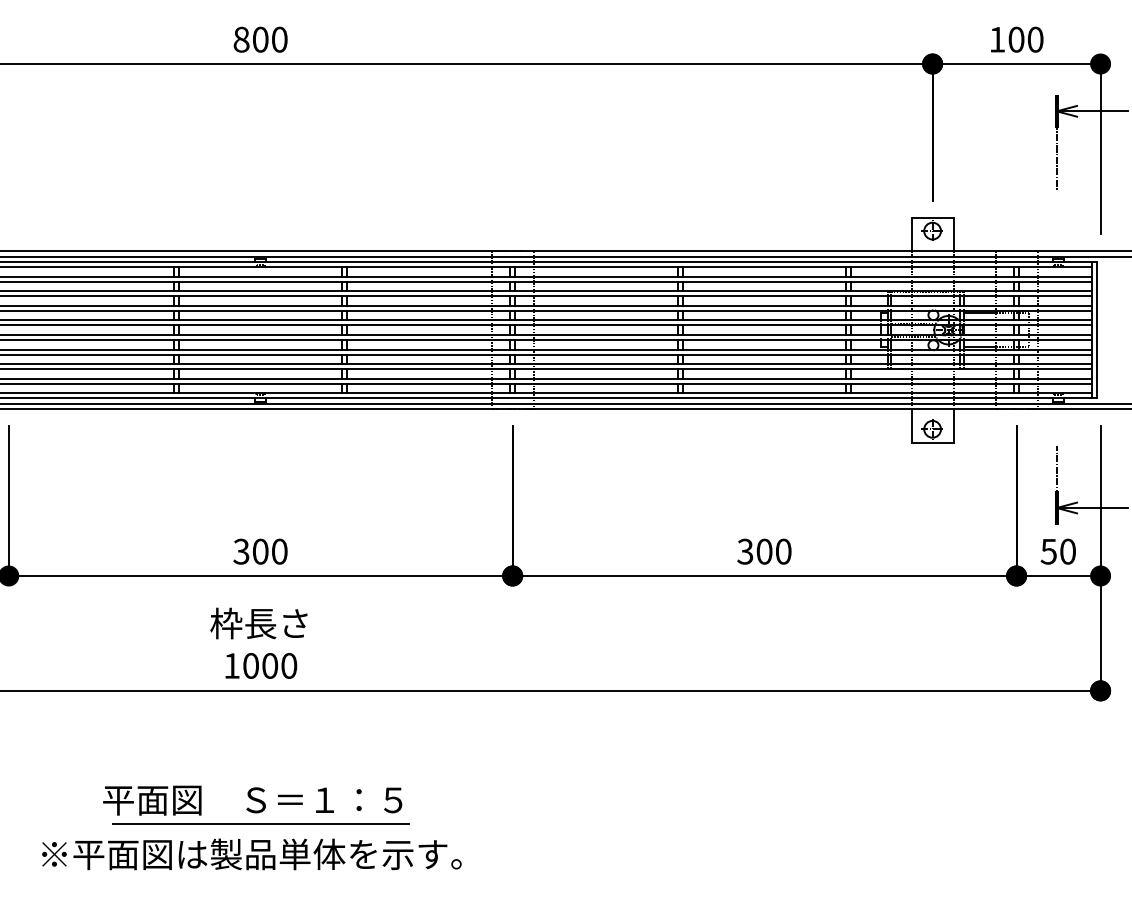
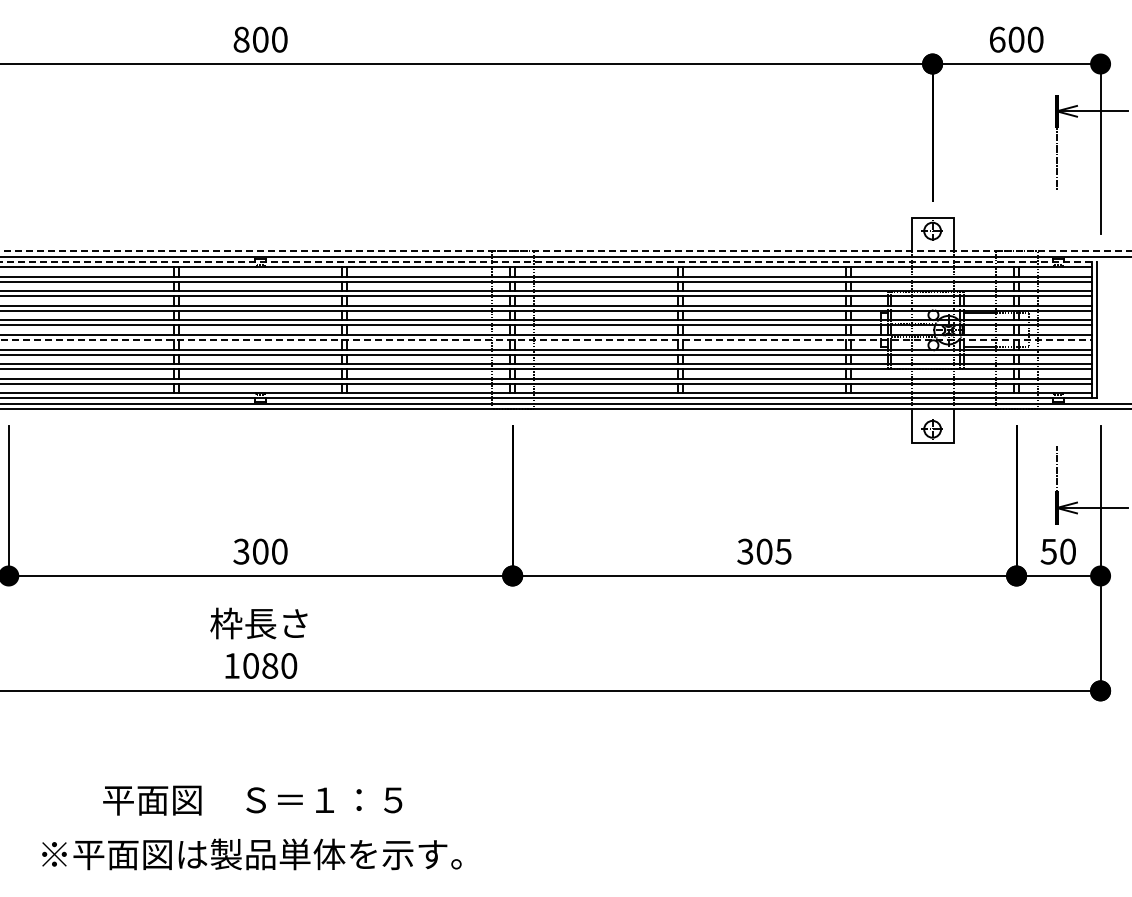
text: 100 -> 600 (997, 39)
line: solid -> dashed (566, 251)
line: solid -> dashed (549, 261)
line: solid -> dashed (546, 340)
text: 300 -> 305 (783, 551)
text: 1000 -> 1080 (270, 665)
line: present -> none (260, 824)
